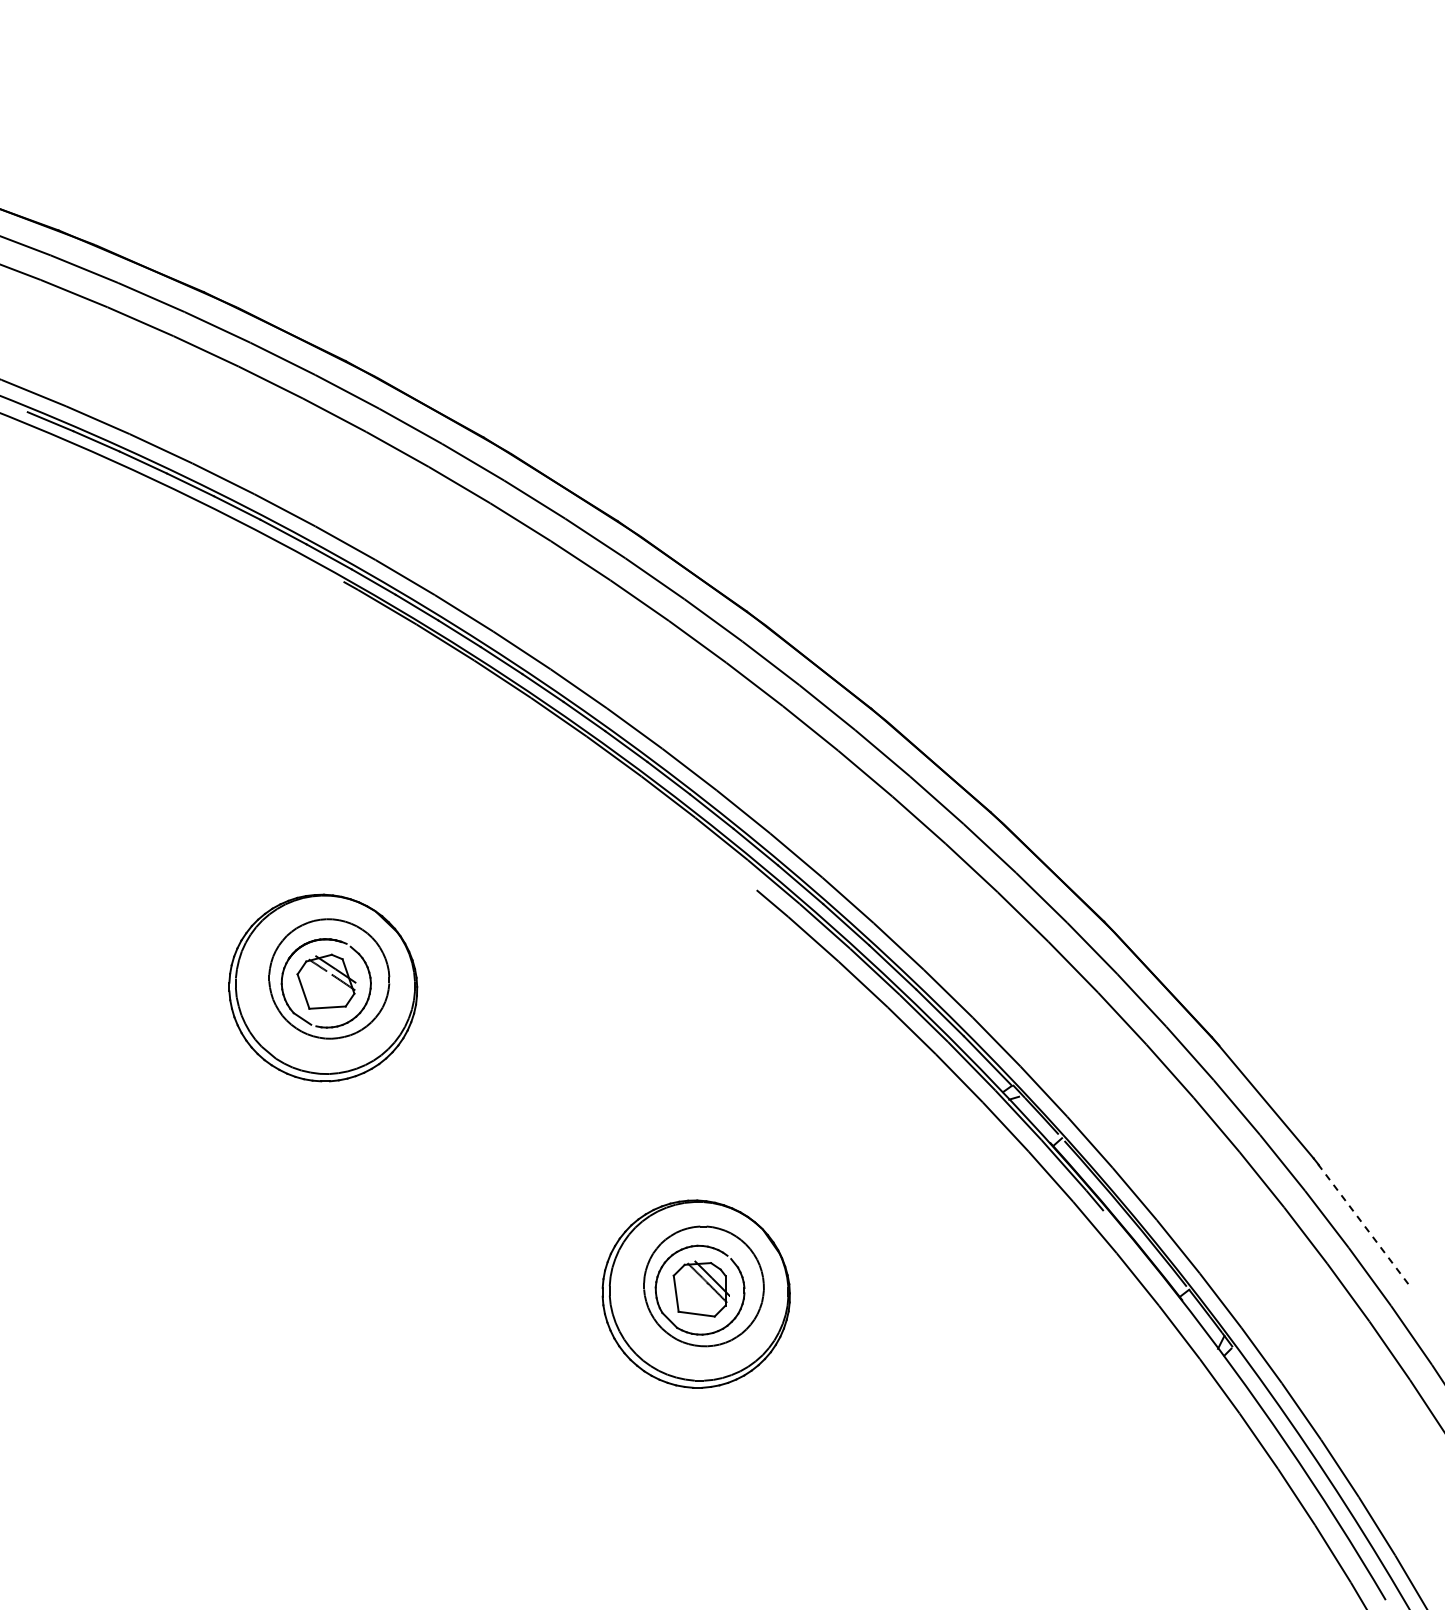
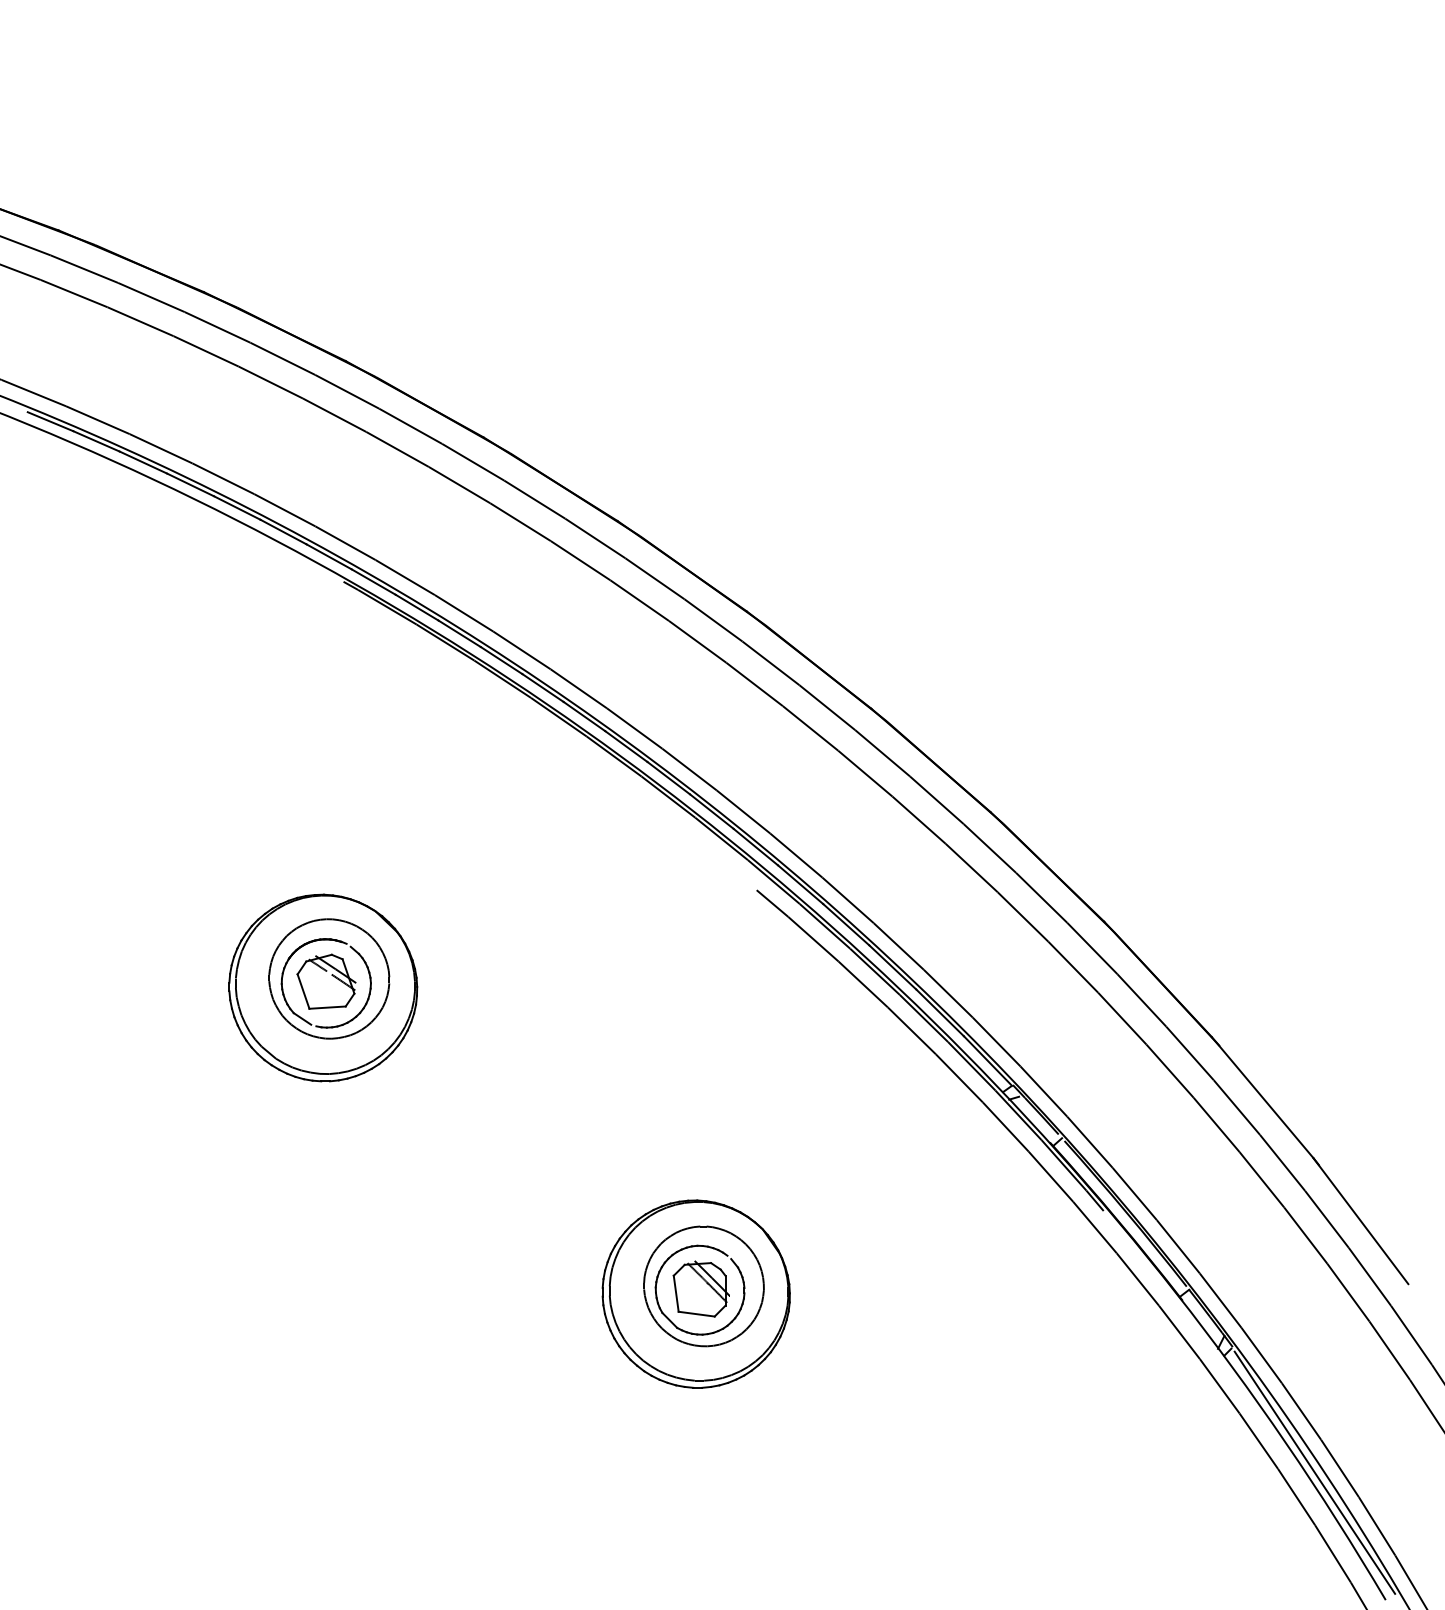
line: dashed -> solid (1360, 1221)
line: none -> present (1314, 1472)
